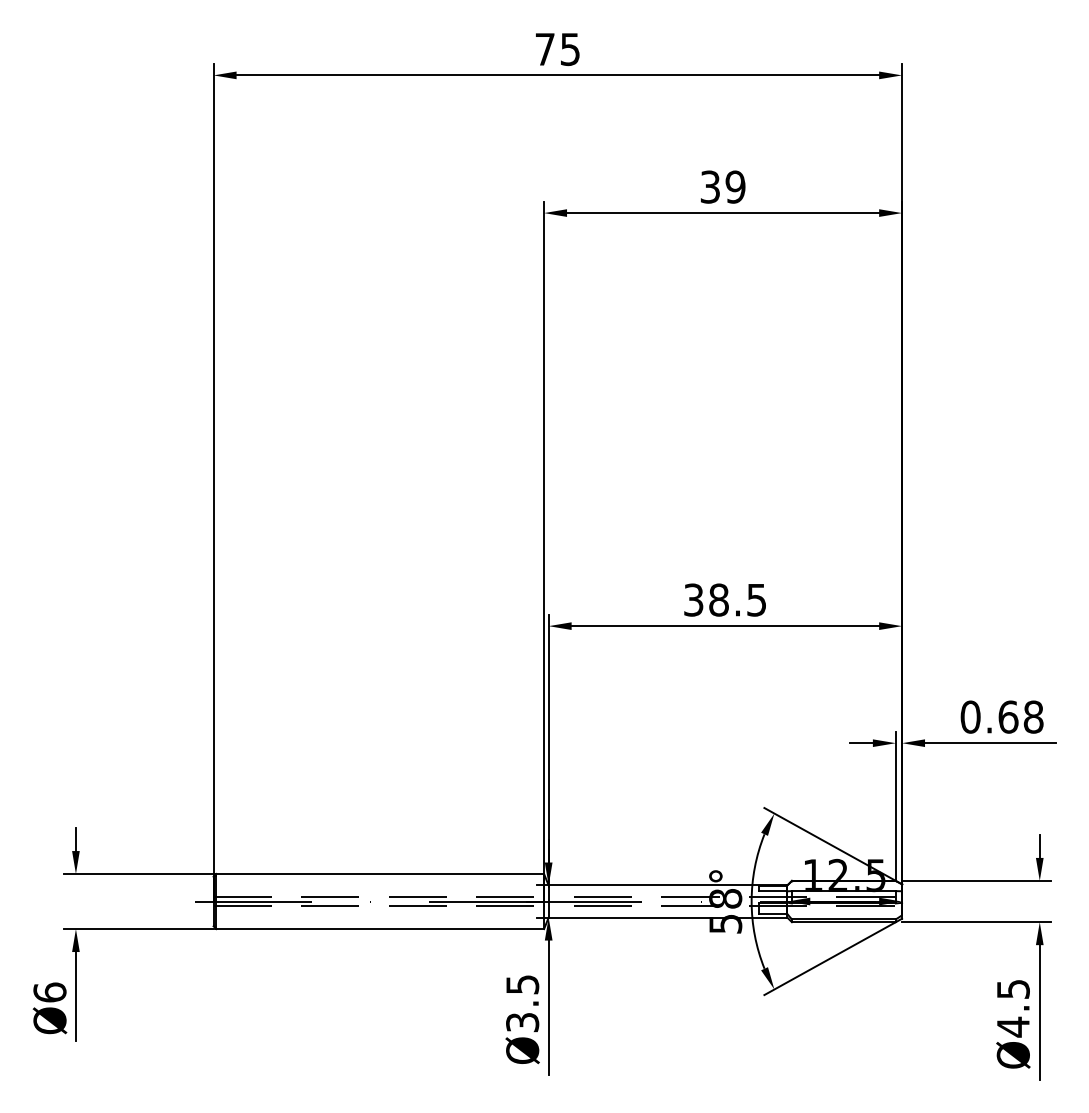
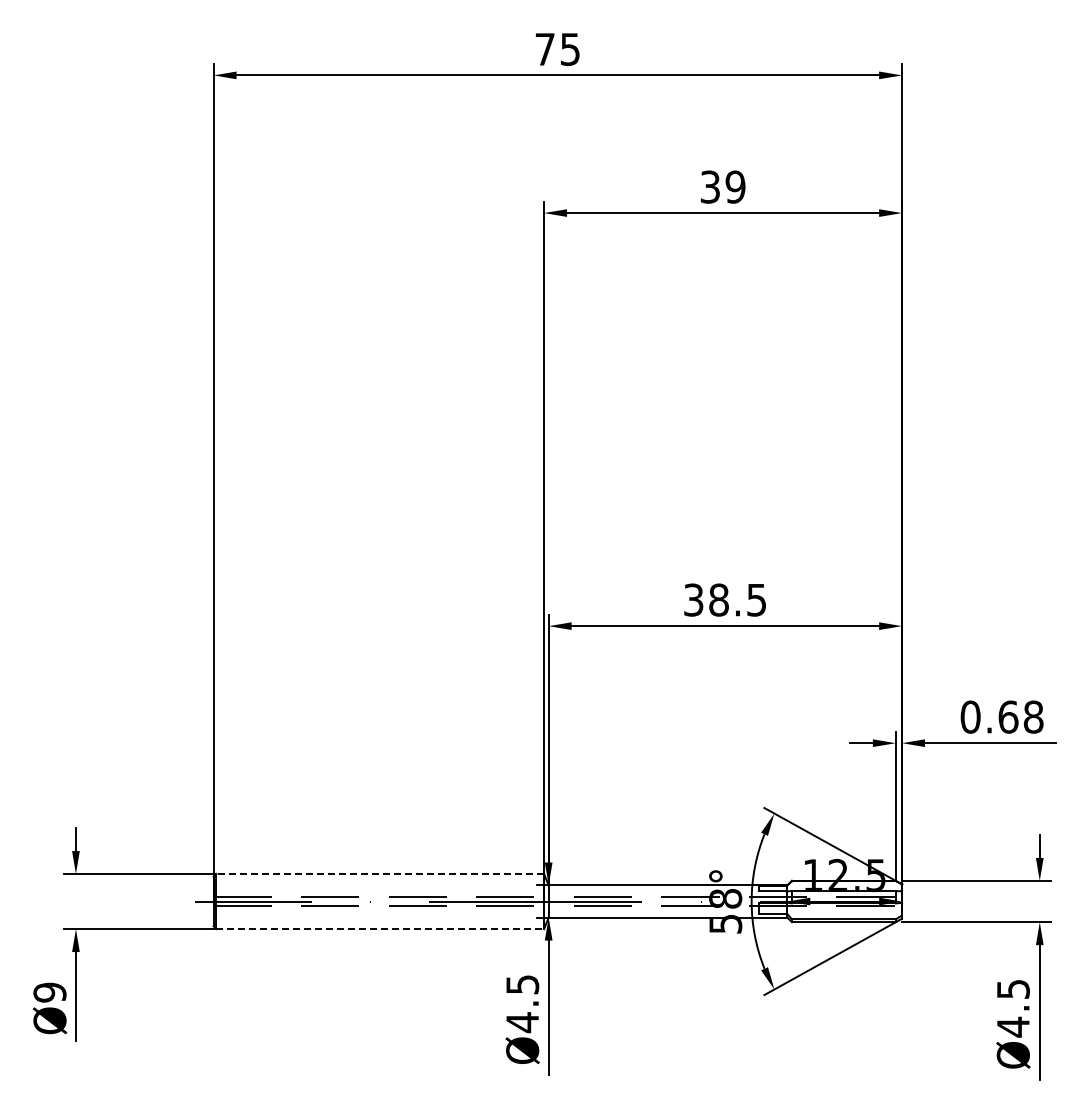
line: solid -> dashed (380, 874)
line: solid -> dashed (380, 929)
text: Ø6 -> Ø9 (49, 992)
text: Ø3.5 -> Ø4.5 (522, 1022)
